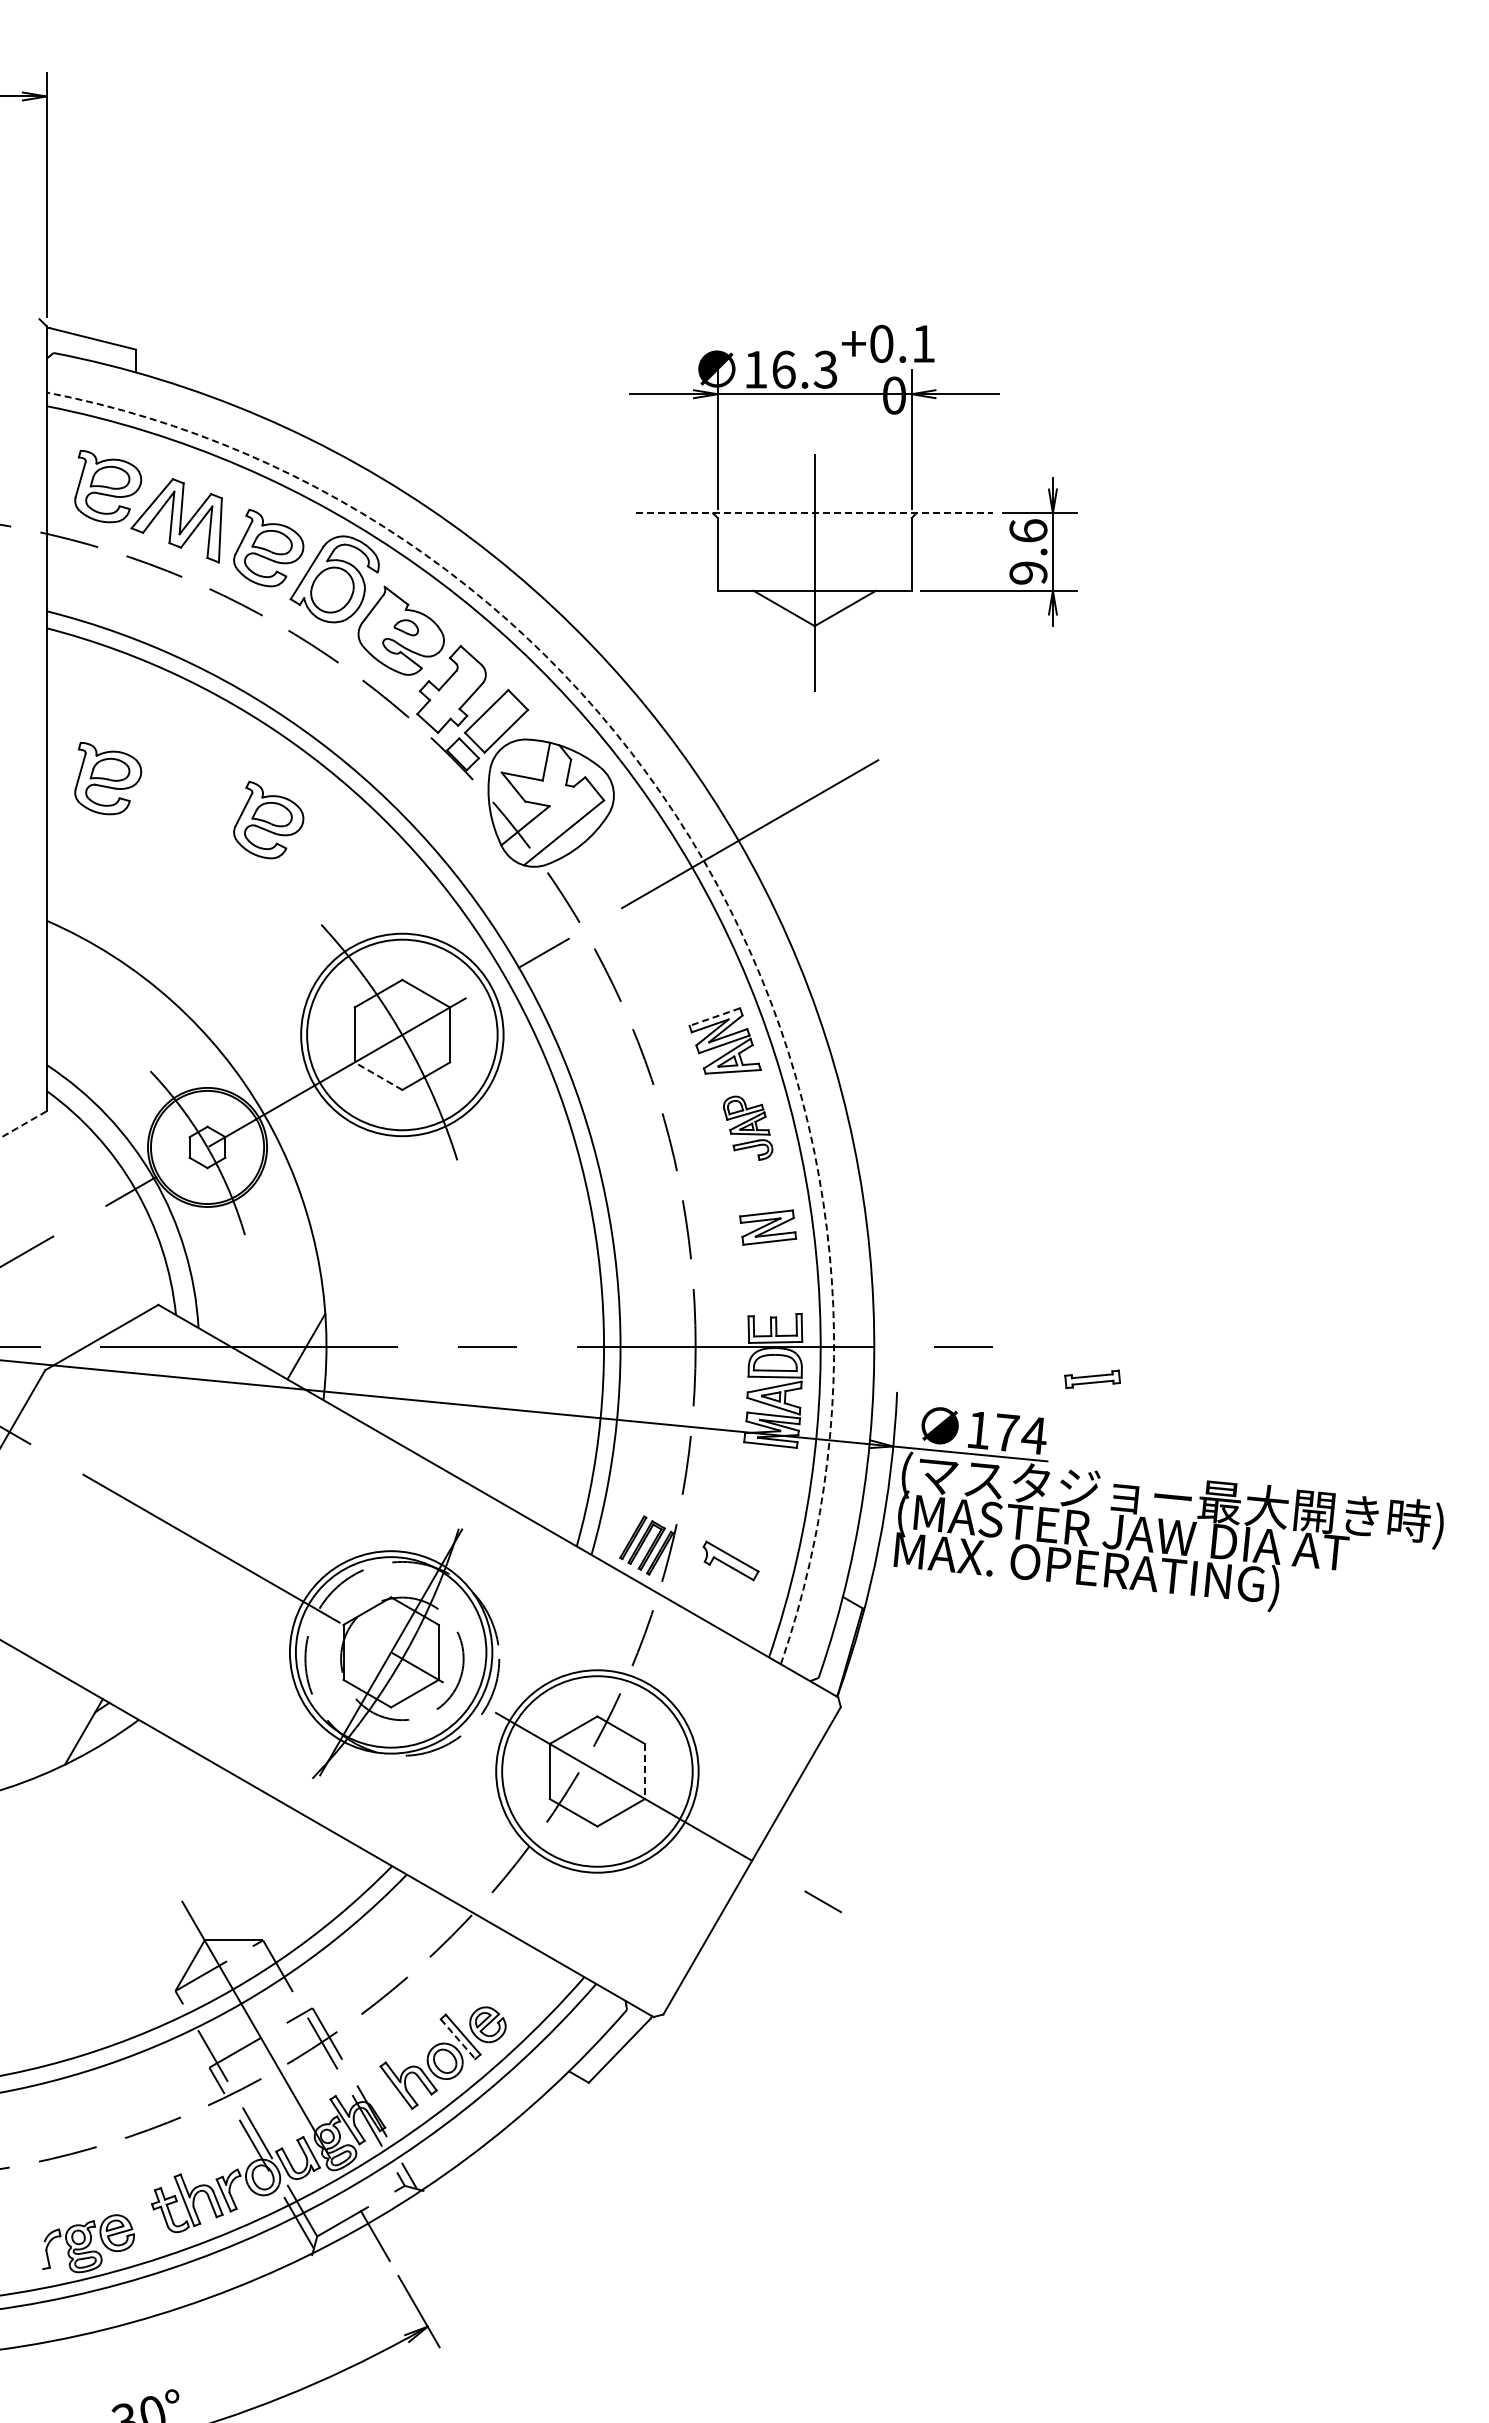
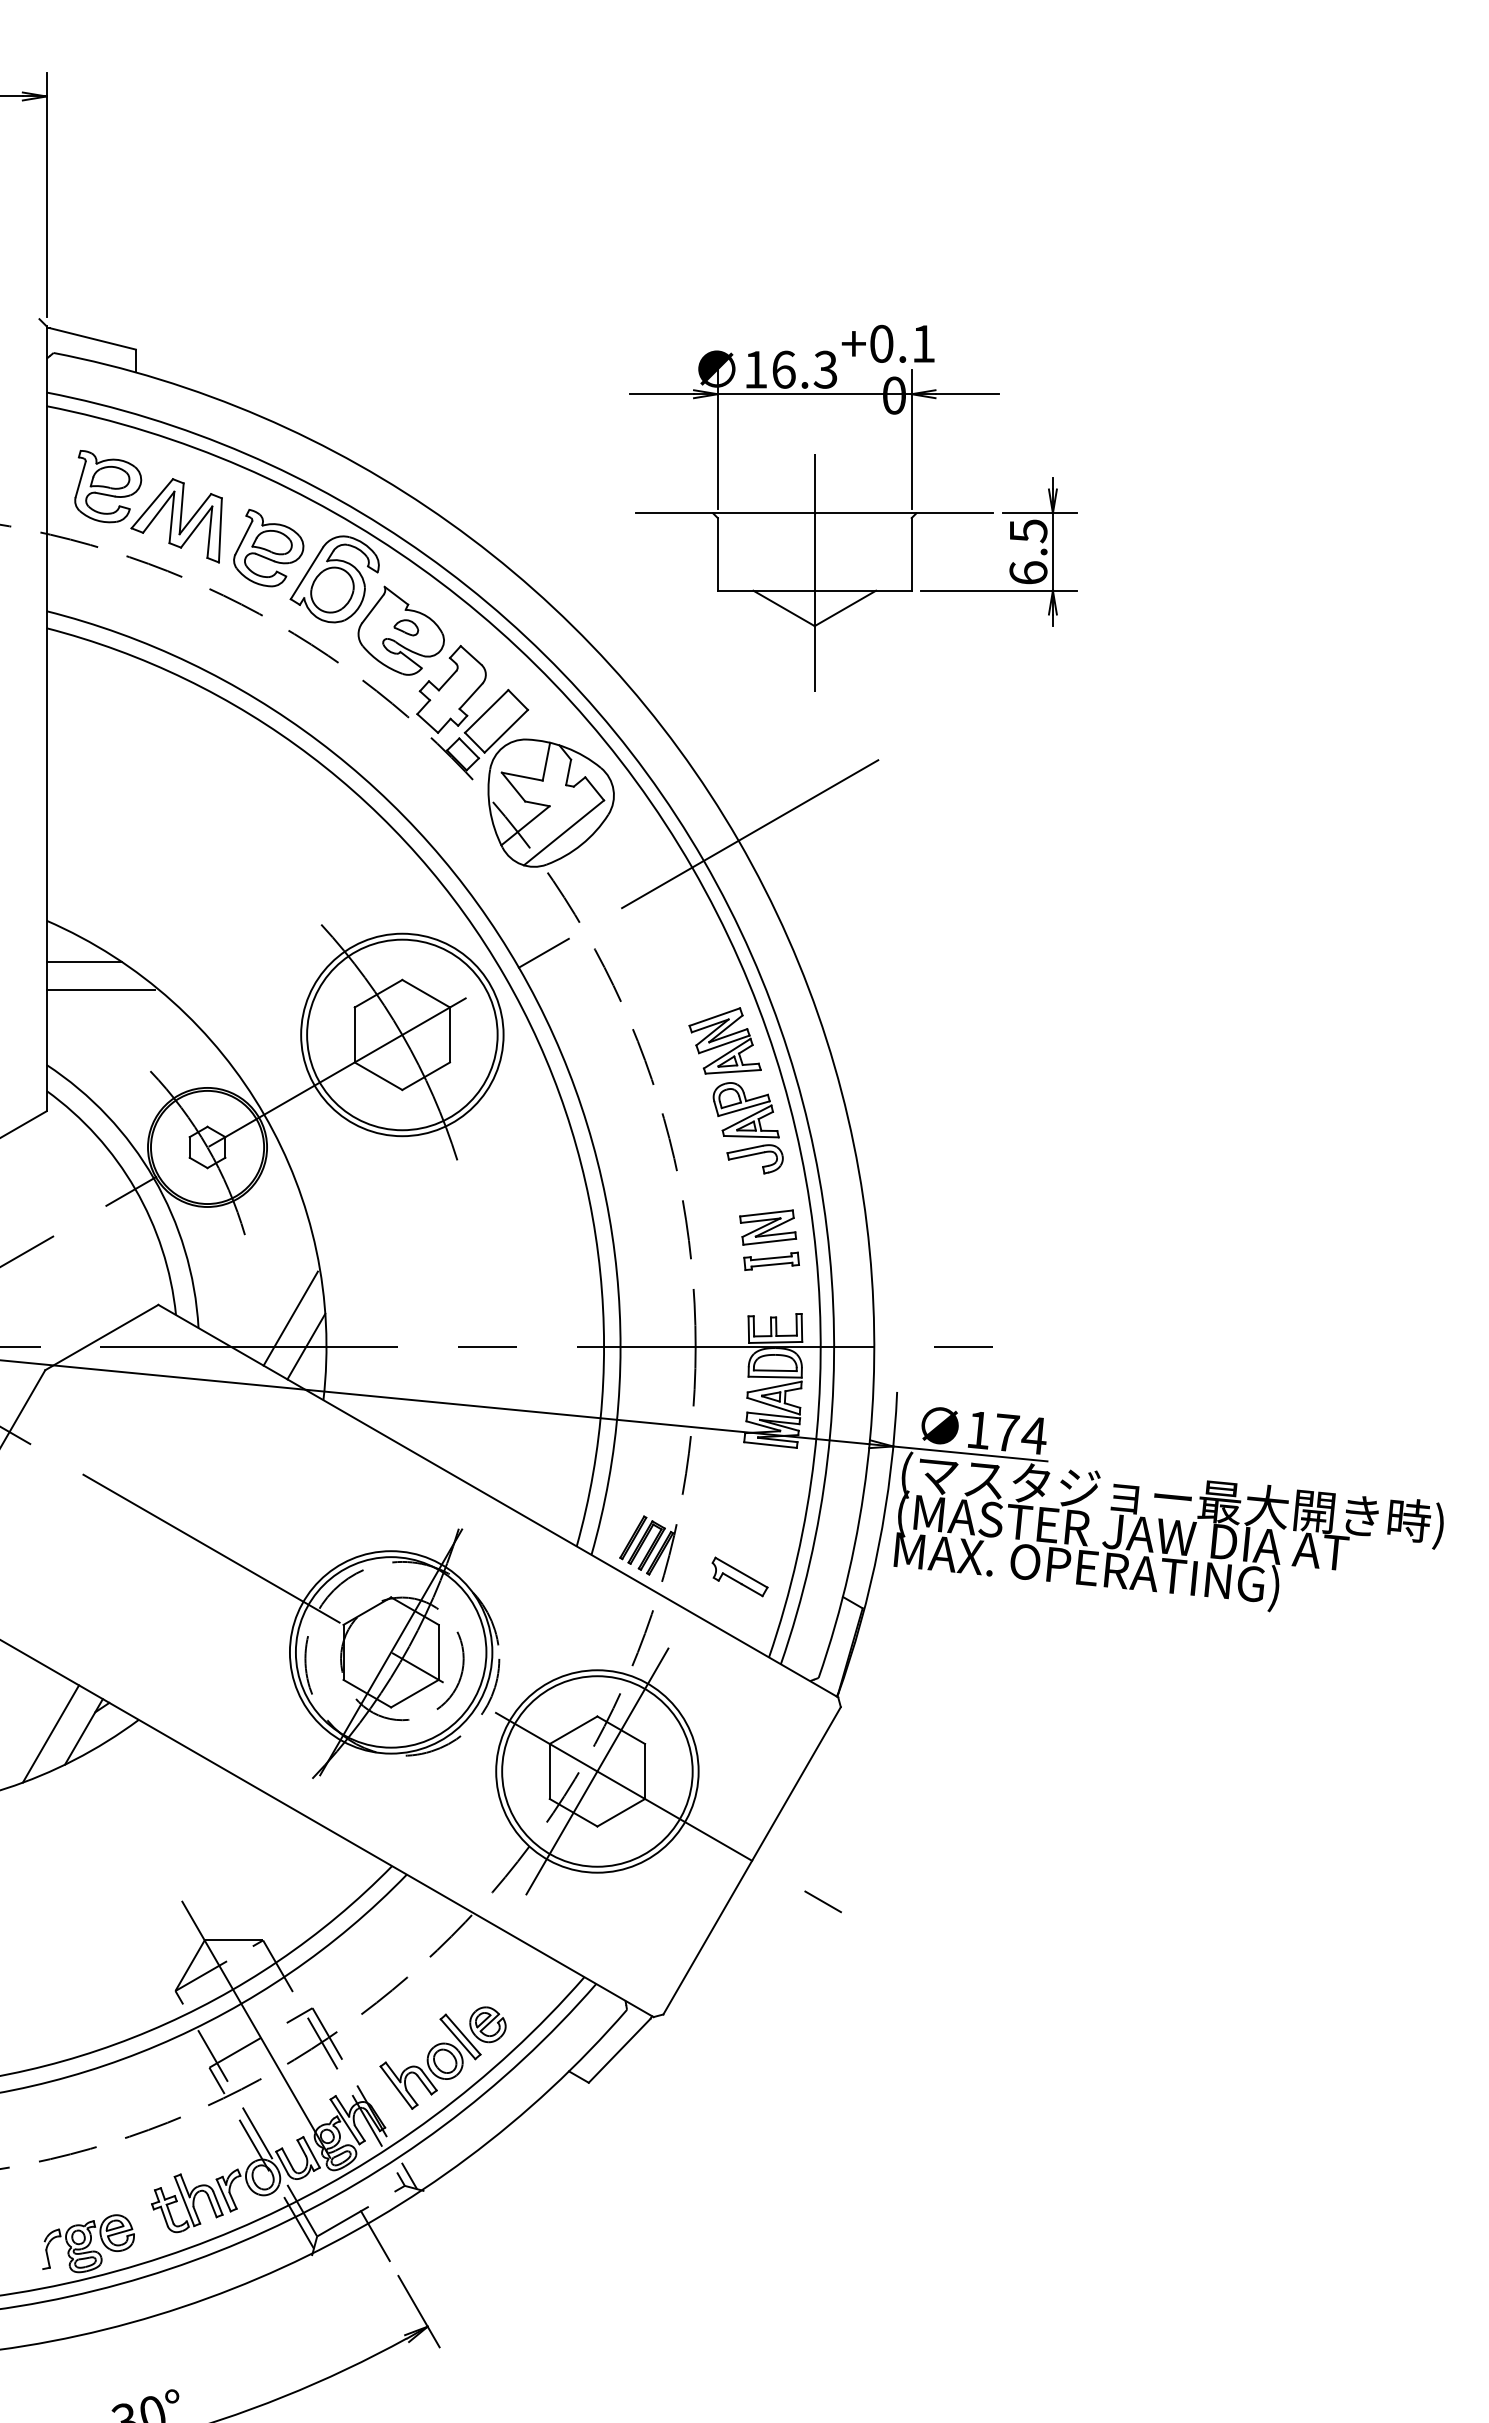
line: dashed -> solid (814, 513)
text: 9.6 -> 6.5 (1028, 551)
part: present -> none (108, 778)
part: present -> none (268, 820)
arc: dashed -> solid (703, 860)
line: none -> present (84, 962)
line: none -> present (100, 989)
line: dashed -> solid (714, 1017)
line: dashed -> solid (378, 1076)
line: dashed -> solid (23, 1124)
part size: 51x66 px -> 72x93 px (747, 1128)
line: none -> present (290, 1318)
part position: (1092, 1378) -> (771, 1260) (771, 1260)
part position: (730, 1560) -> (739, 1576) (739, 1576)
line: none -> present (50, 1733)
line: none -> present (596, 1771)
line: dashed -> solid (645, 1771)
line: dashed -> solid (458, 2039)
